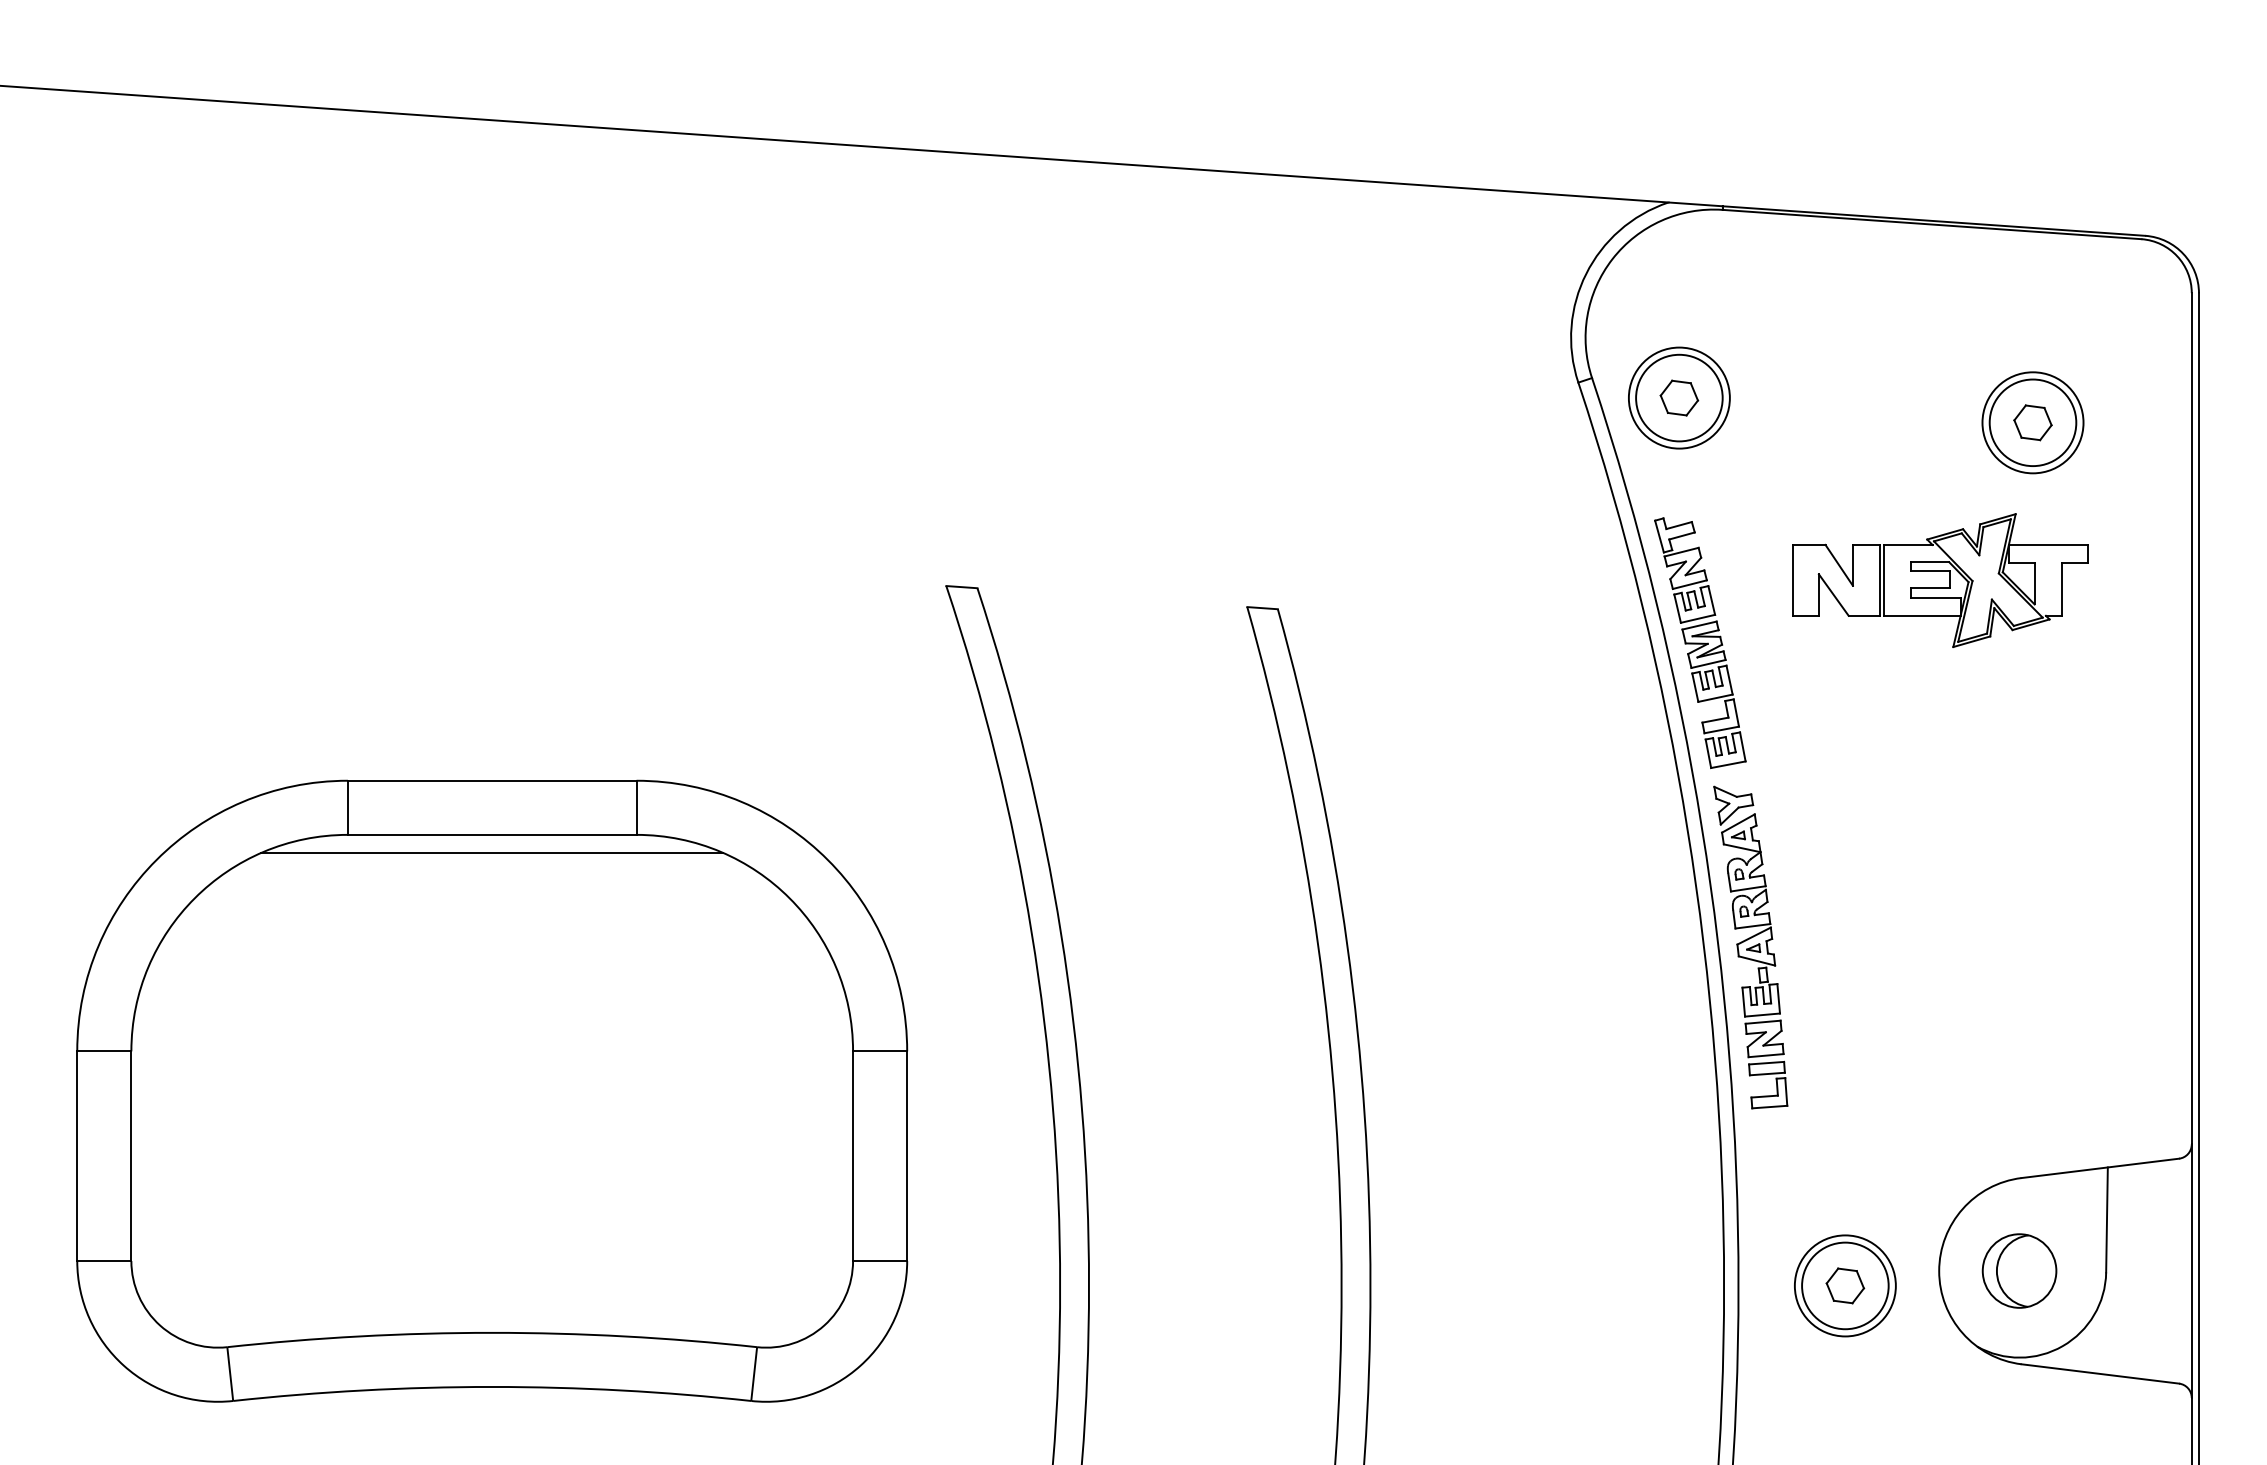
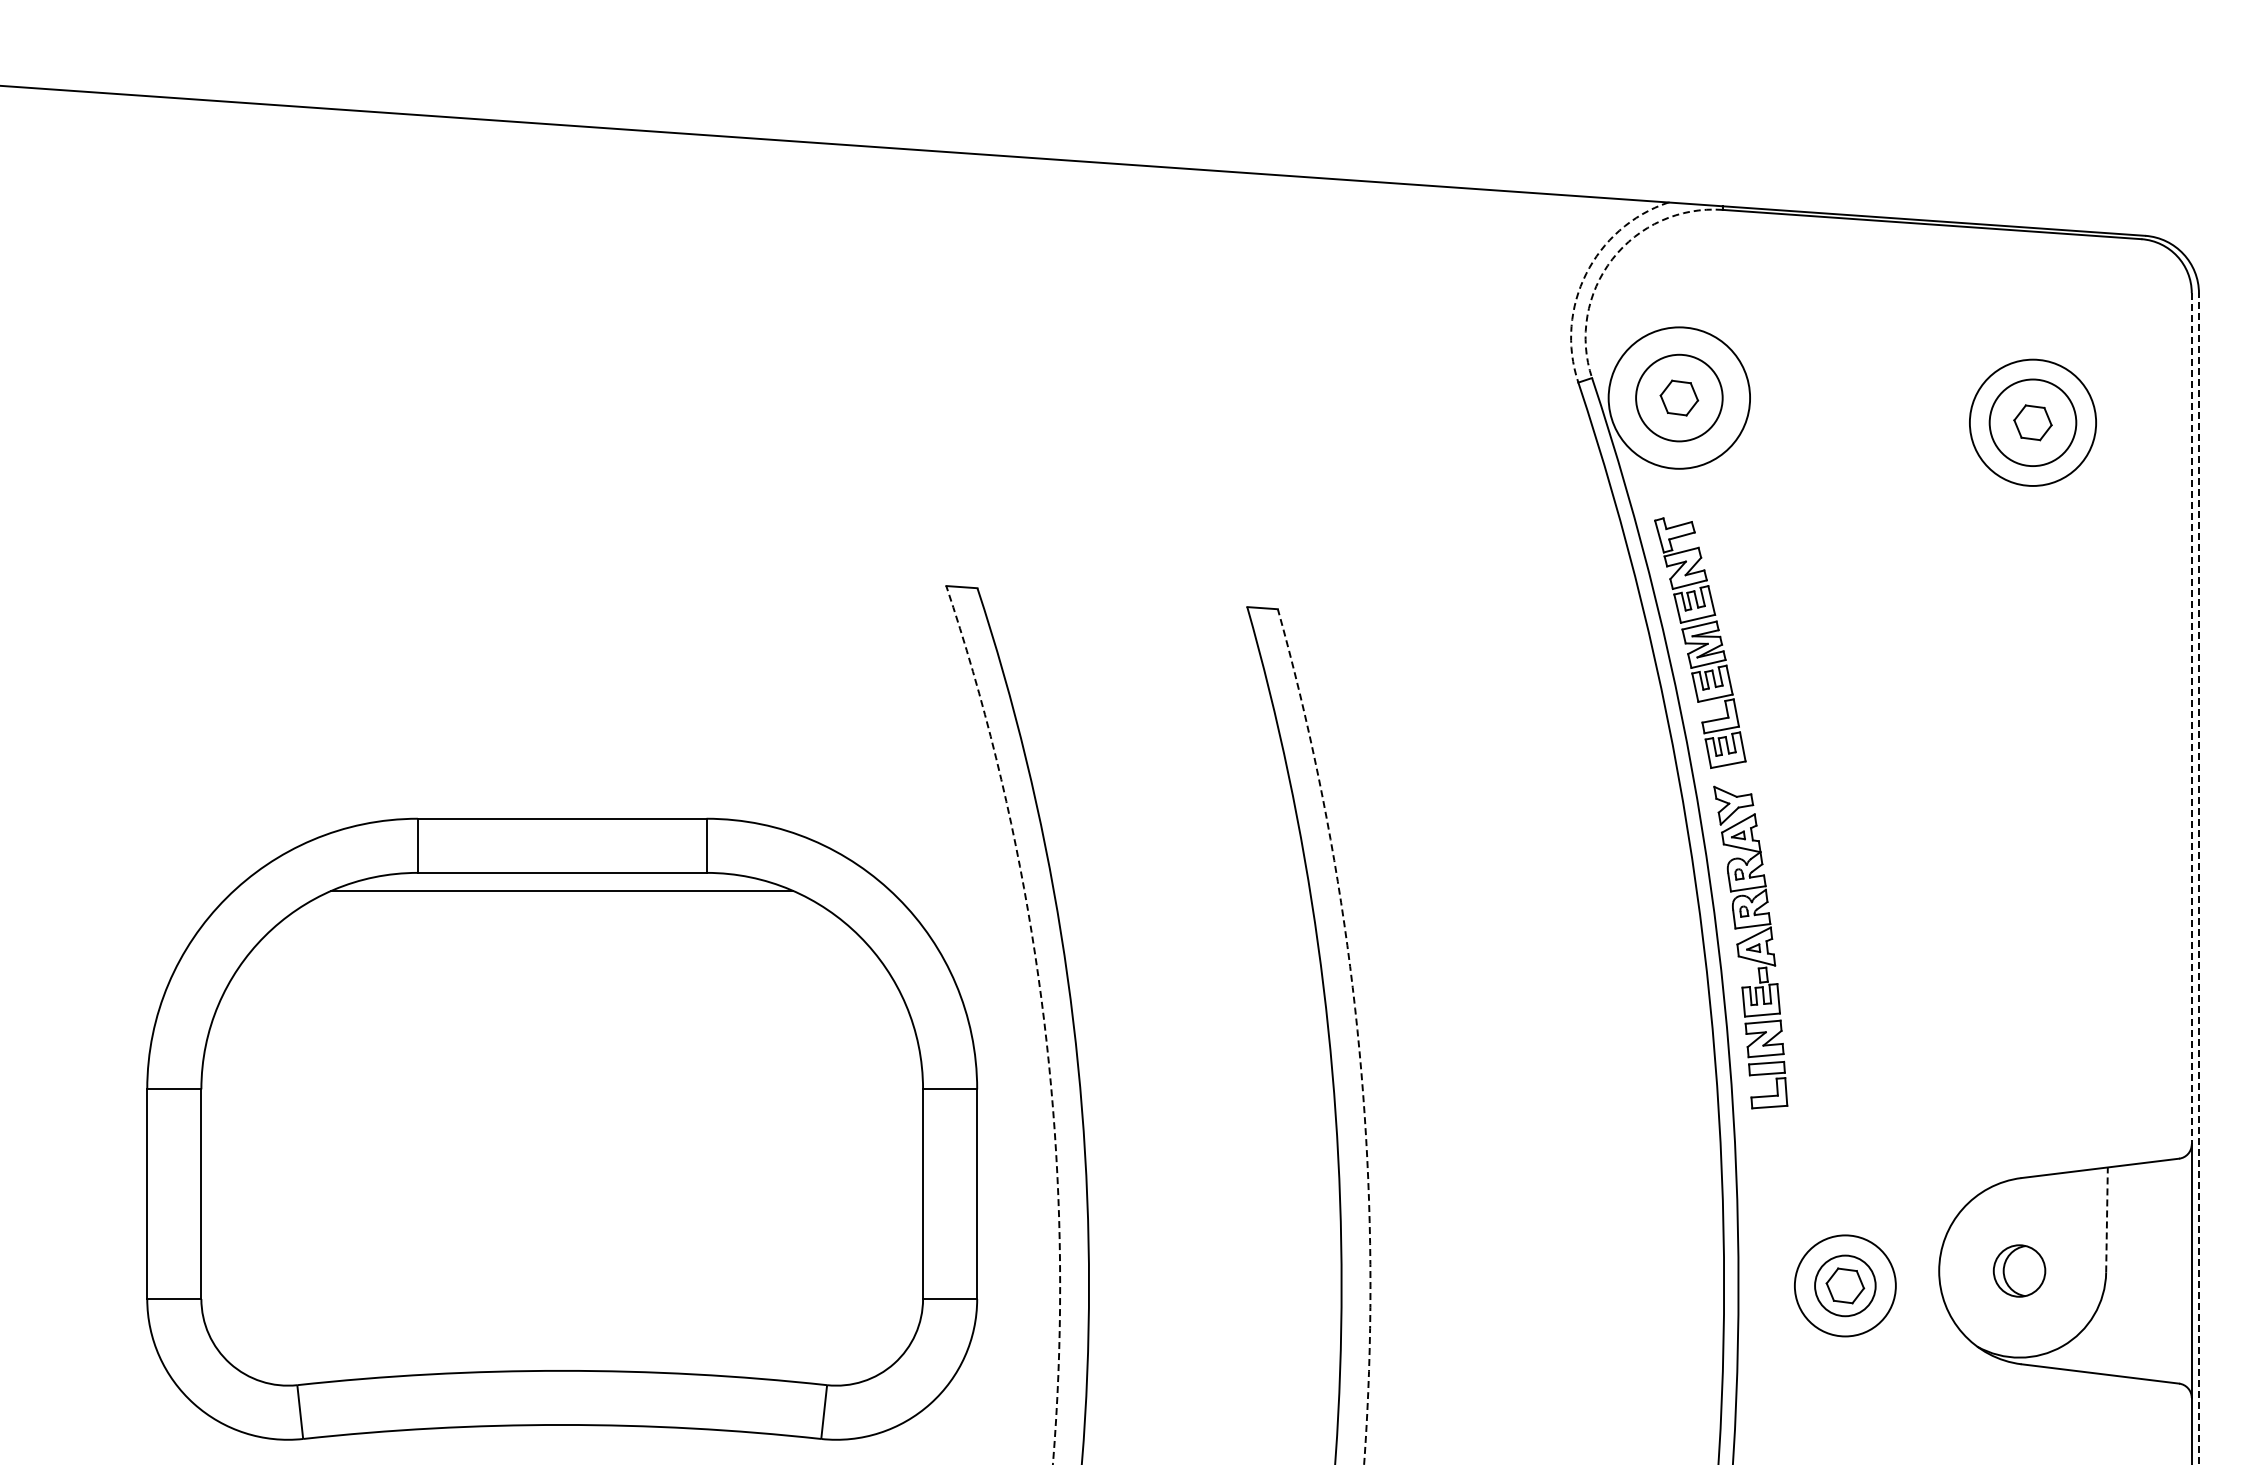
arc: solid -> dashed (1612, 259)
arc: solid -> dashed (1586, 273)
circle diameter: 101 px -> 141 px (1679, 397)
circle diameter: 101 px -> 126 px (2032, 422)
part: present -> none (1940, 580)
line: solid -> dashed (2191, 718)
line: solid -> dashed (2198, 879)
arc: solid -> dashed (1044, 1020)
arc: solid -> dashed (1357, 1033)
part position: (492, 1090) -> (562, 1128) (562, 1128)
line: solid -> dashed (2107, 1219)
part size: 77x76 px -> 55x54 px (2019, 1270)
circle diameter: 87 px -> 61 px (1845, 1285)
